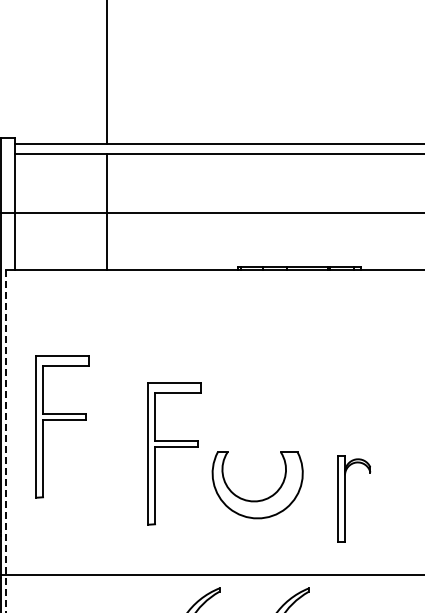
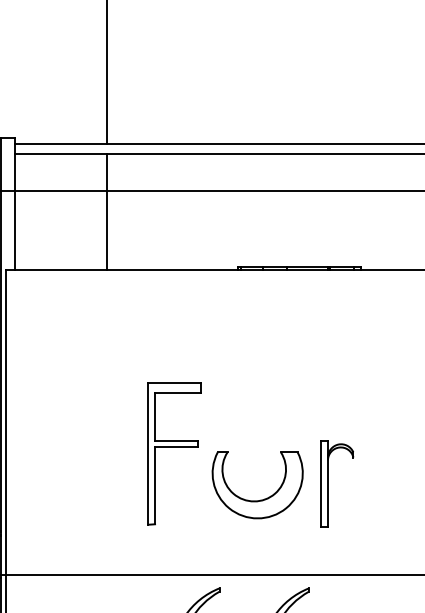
line position: (211, 212) -> (211, 190) (211, 190)
part: present -> none (62, 426)
line: dashed -> solid (5, 441)
part position: (345, 498) -> (328, 483) (328, 483)
